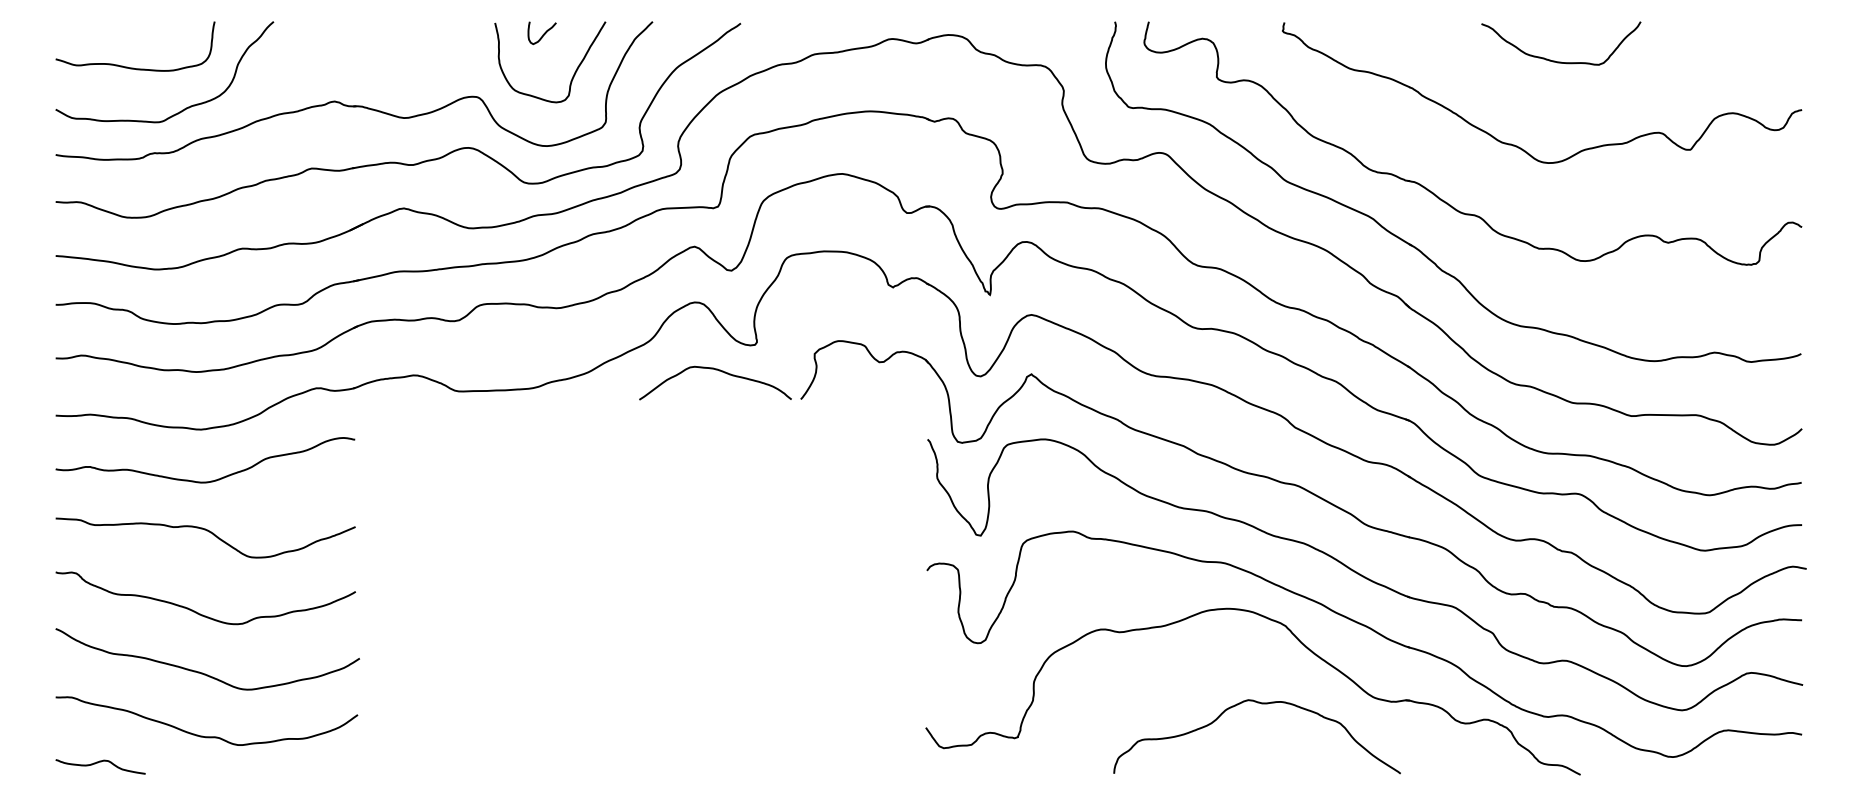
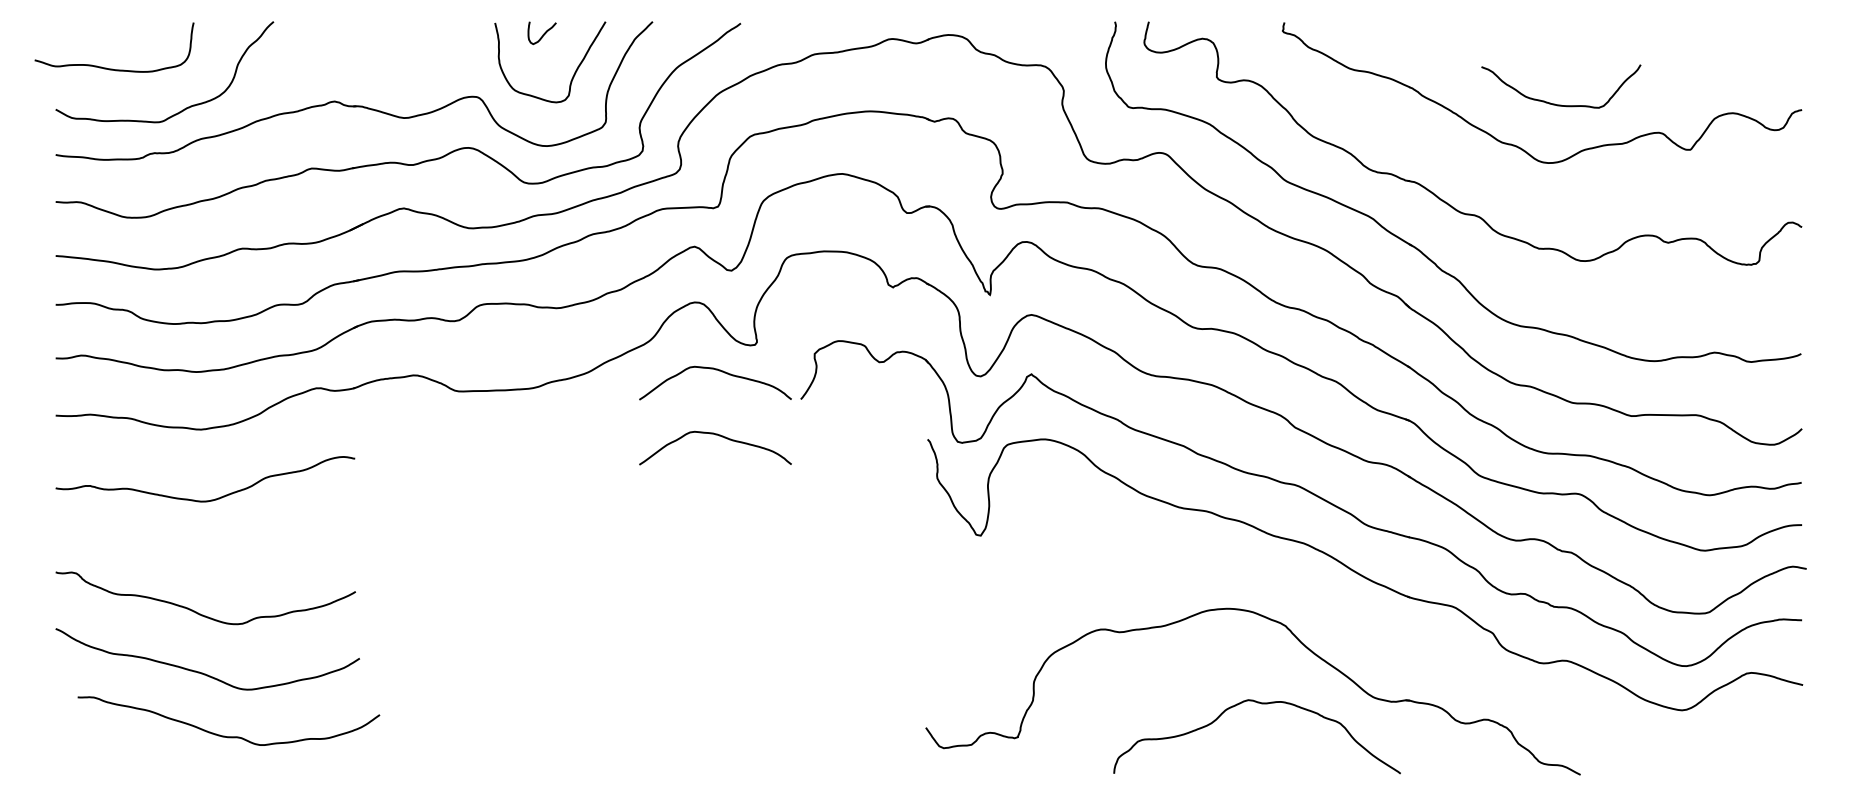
curve position: (1561, 61) -> (1561, 104) (1561, 104)
curve position: (133, 67) -> (112, 68) (112, 68)
curve: none -> present (719, 436)
curve position: (211, 480) -> (211, 499) (211, 499)
curve: present -> none (206, 531)
part: present -> none (1371, 630)
curve position: (202, 735) -> (224, 735) (224, 735)
curve: present -> none (98, 763)
